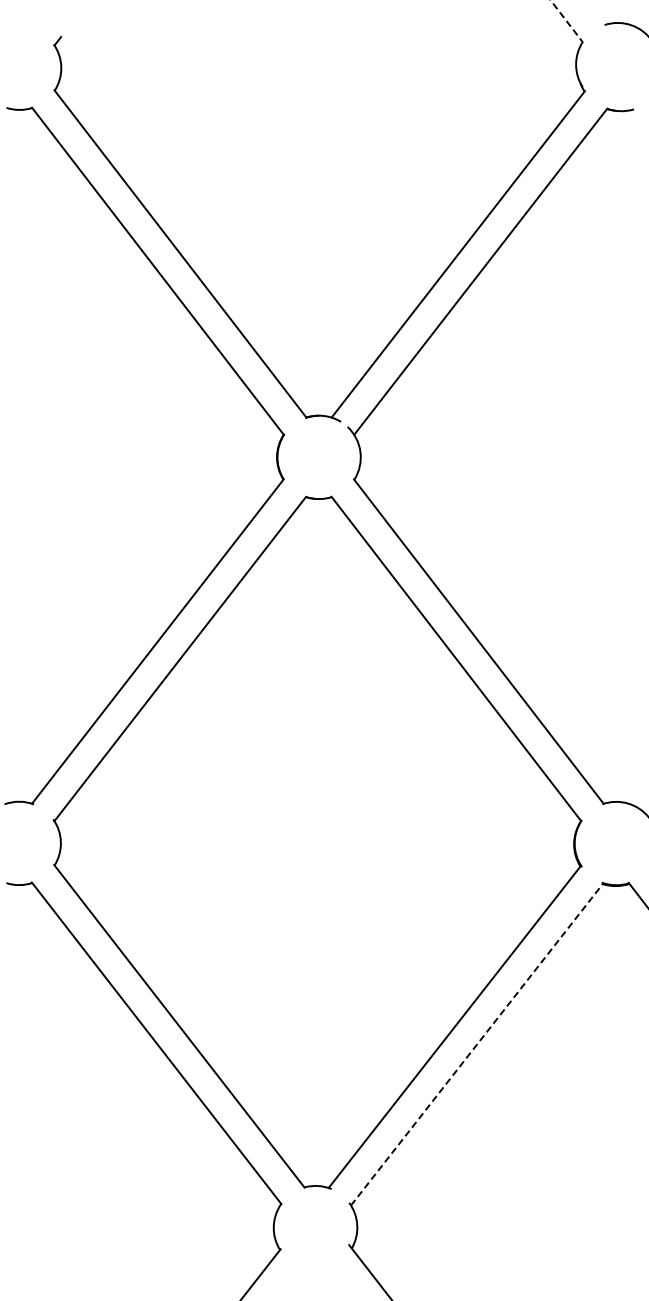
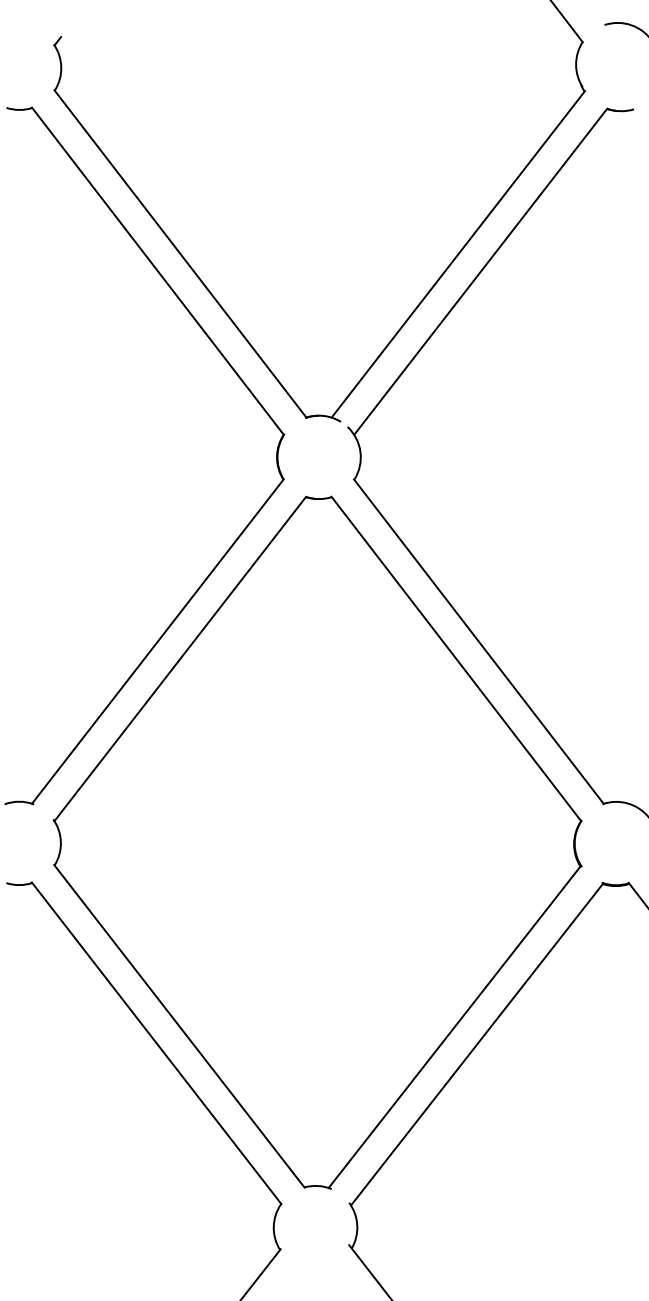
line: dashed -> solid (566, 21)
line: dashed -> solid (477, 1044)
